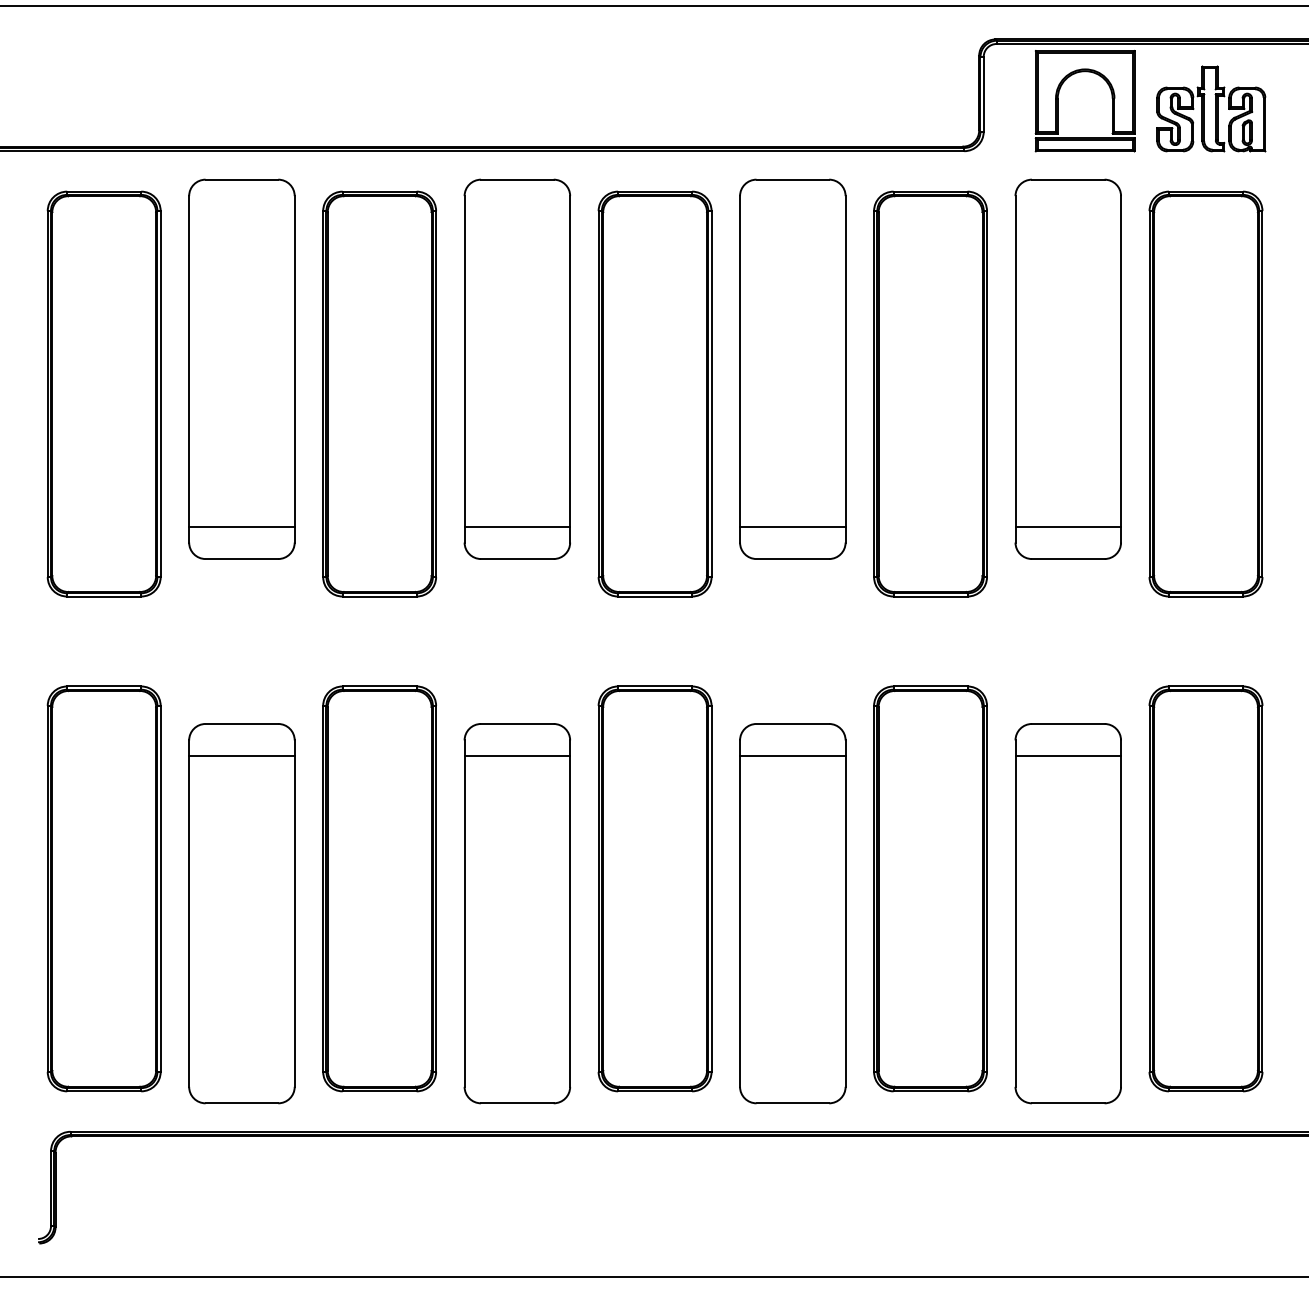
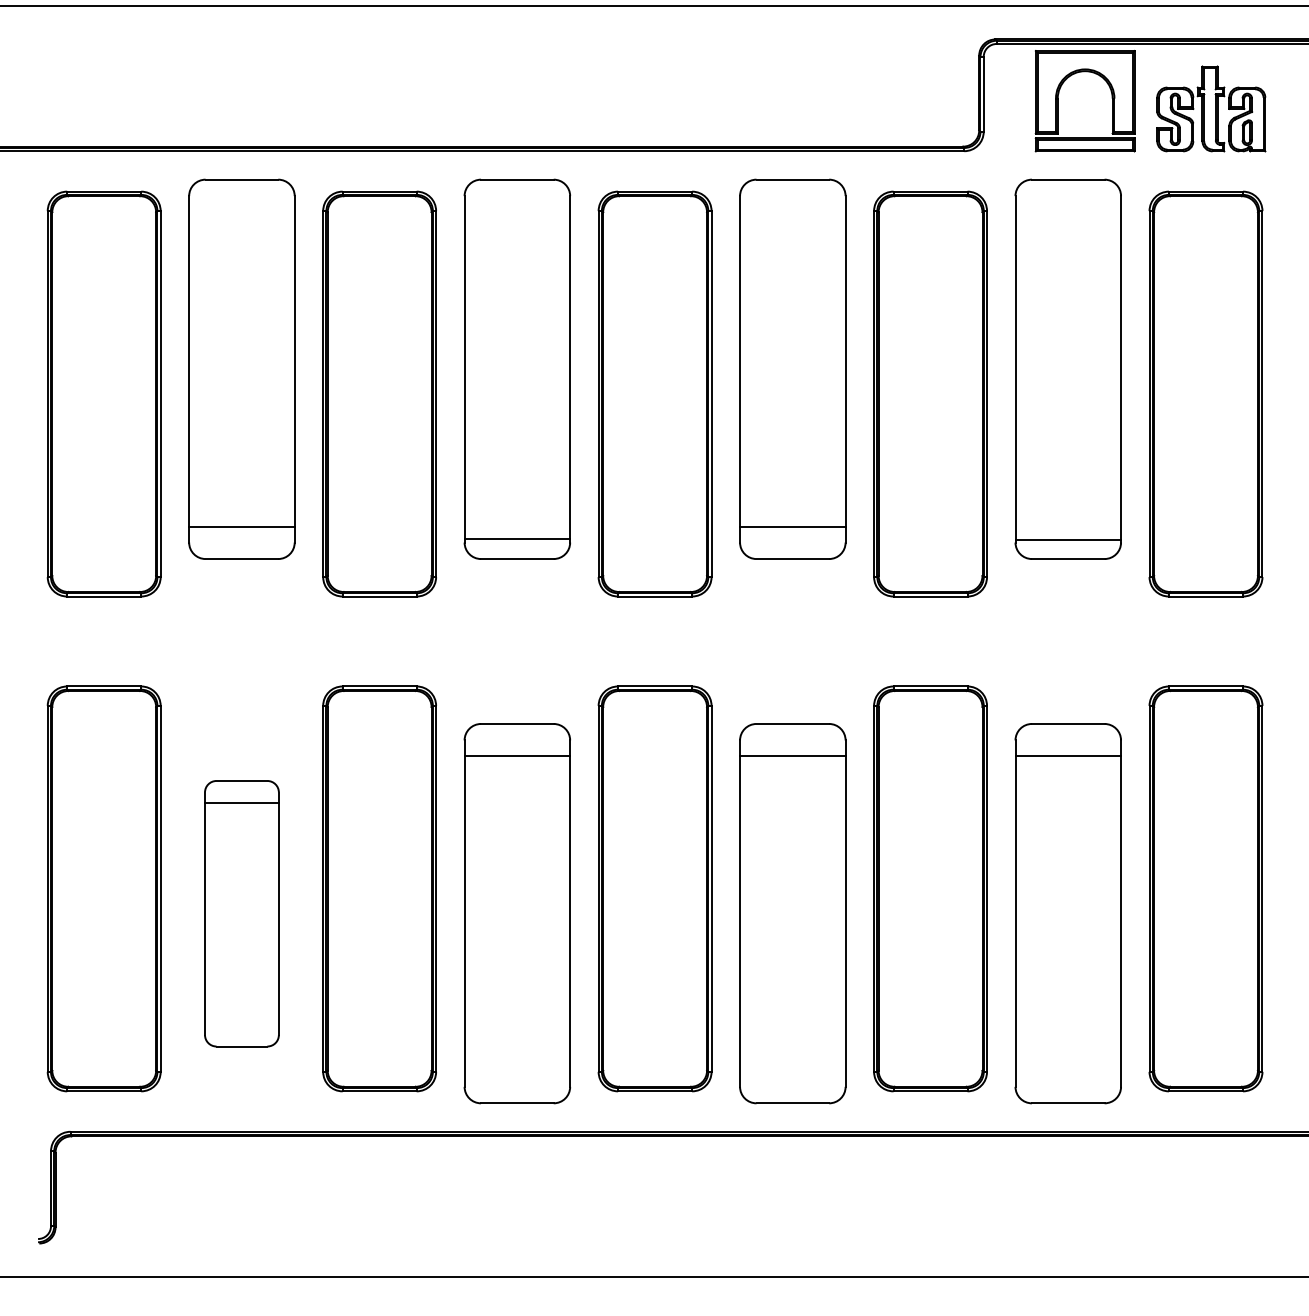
line position: (517, 527) -> (517, 539) (517, 539)
line position: (1068, 527) -> (1068, 540) (1068, 540)
part size: 108x382 px -> 76x268 px (241, 913)
